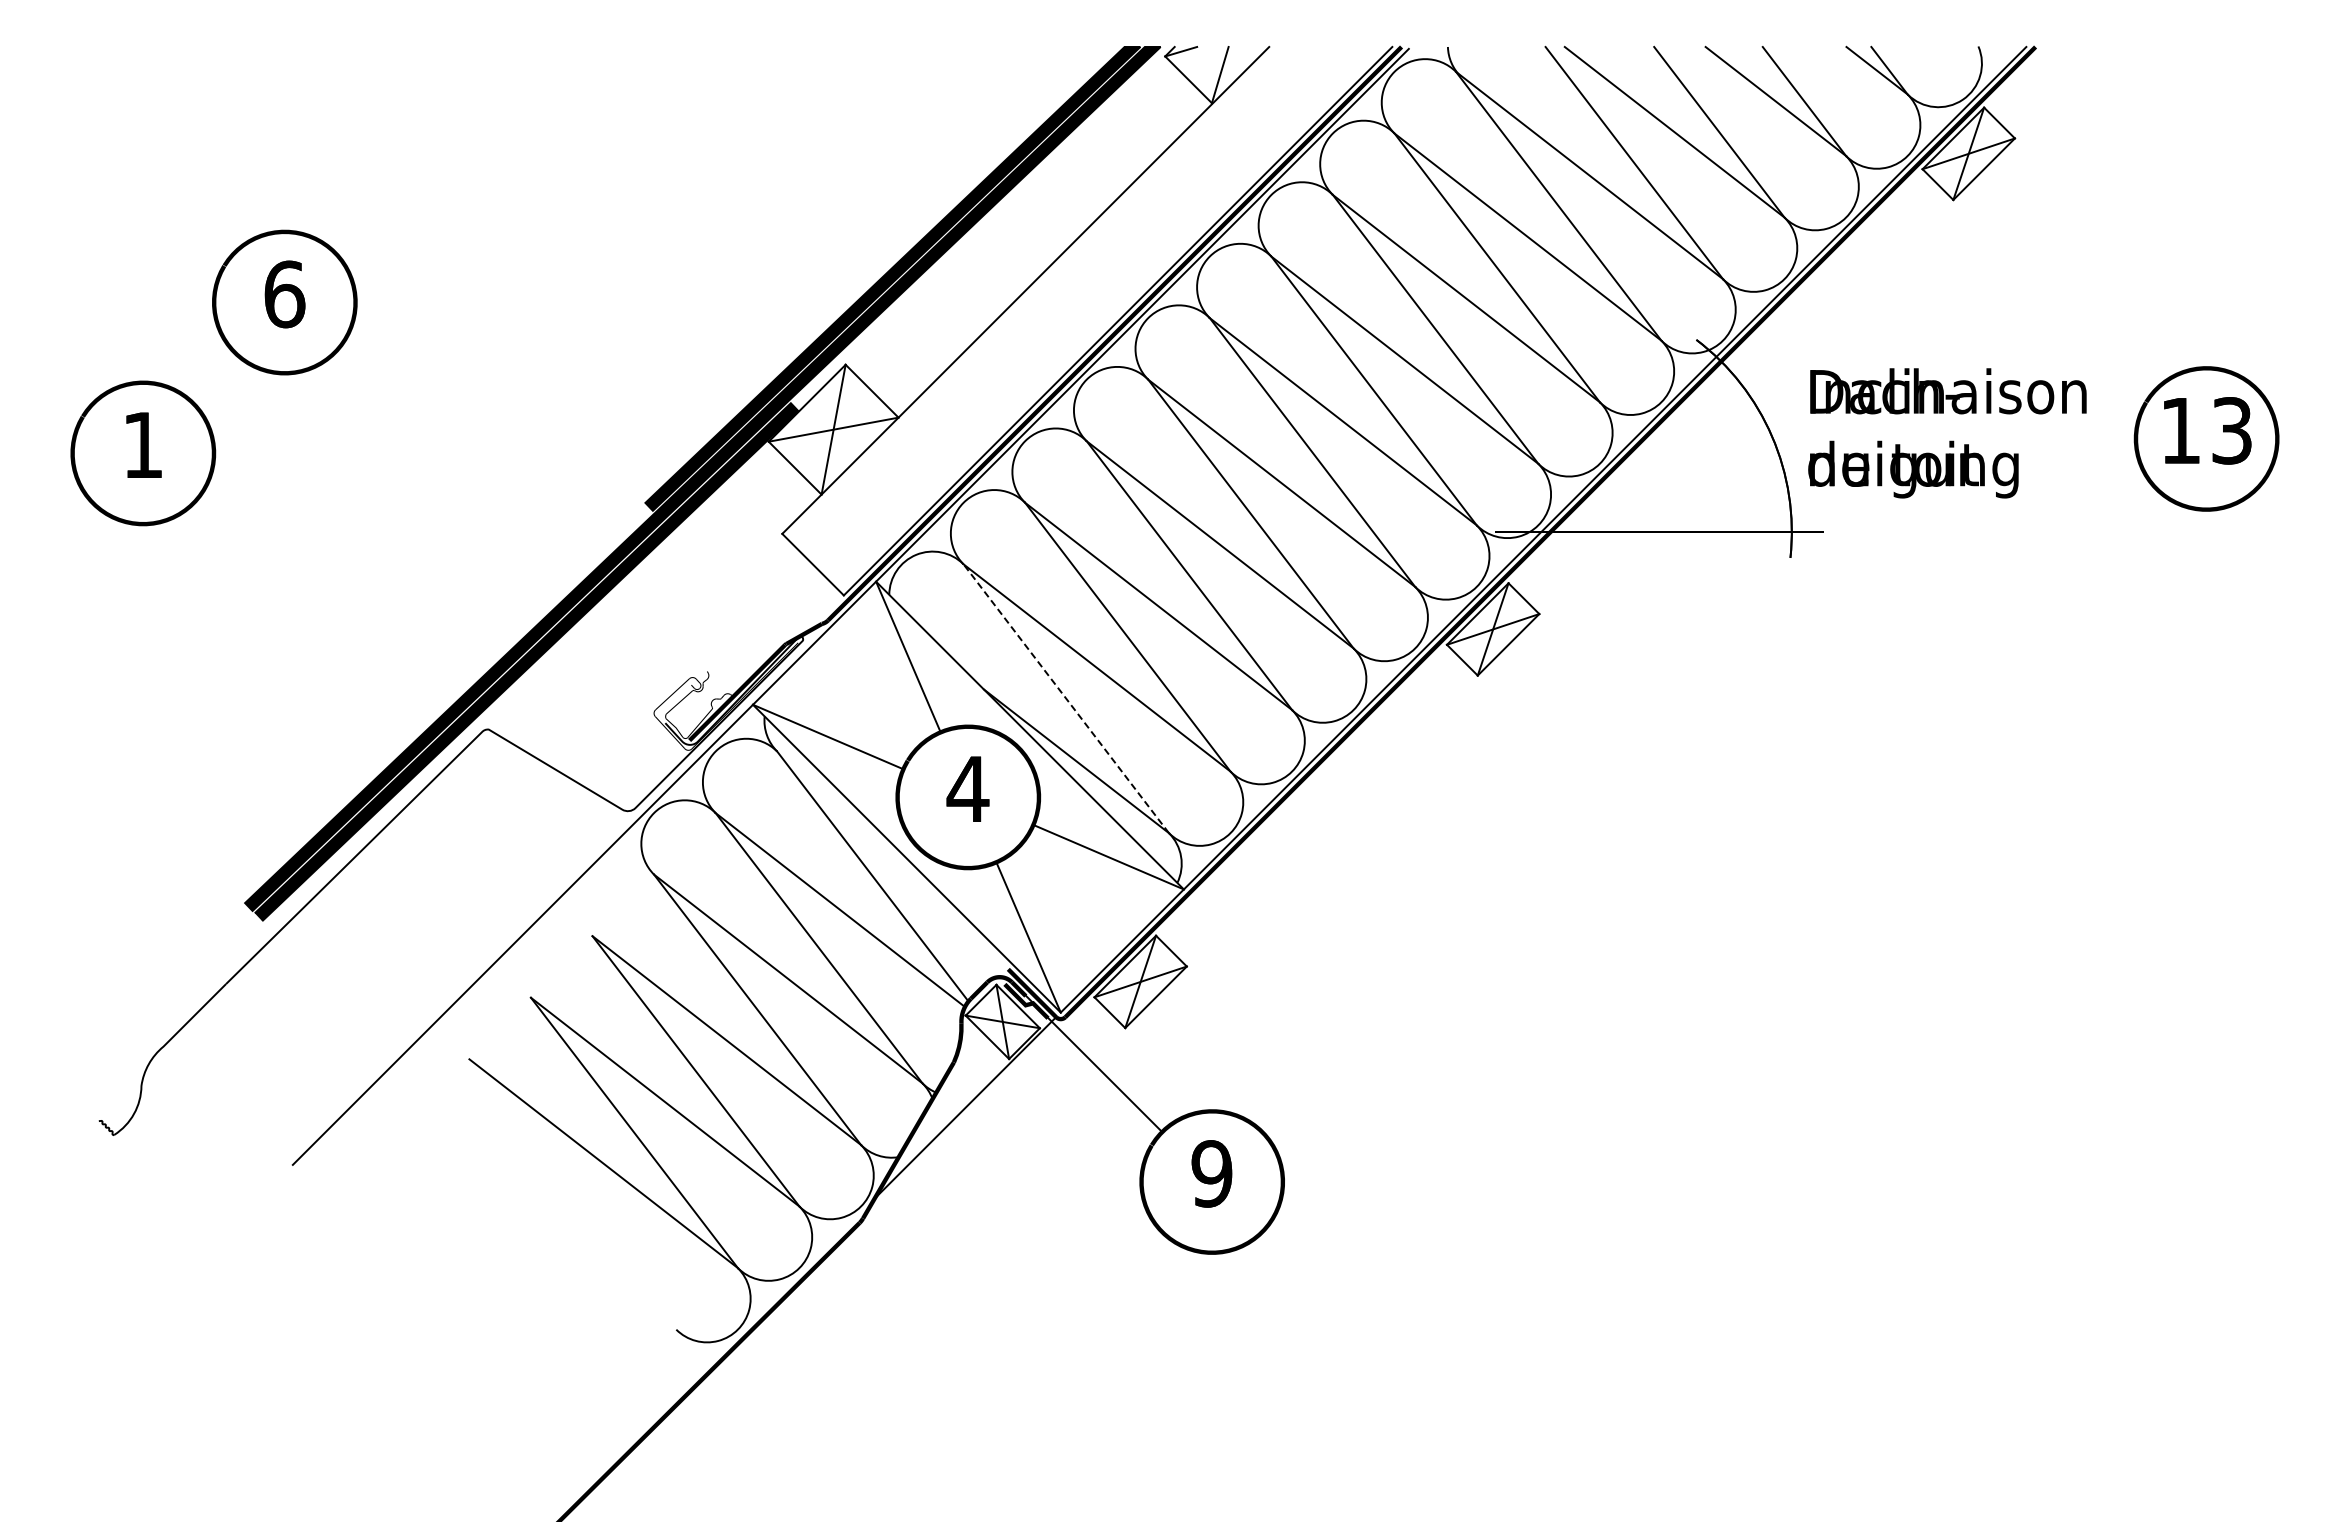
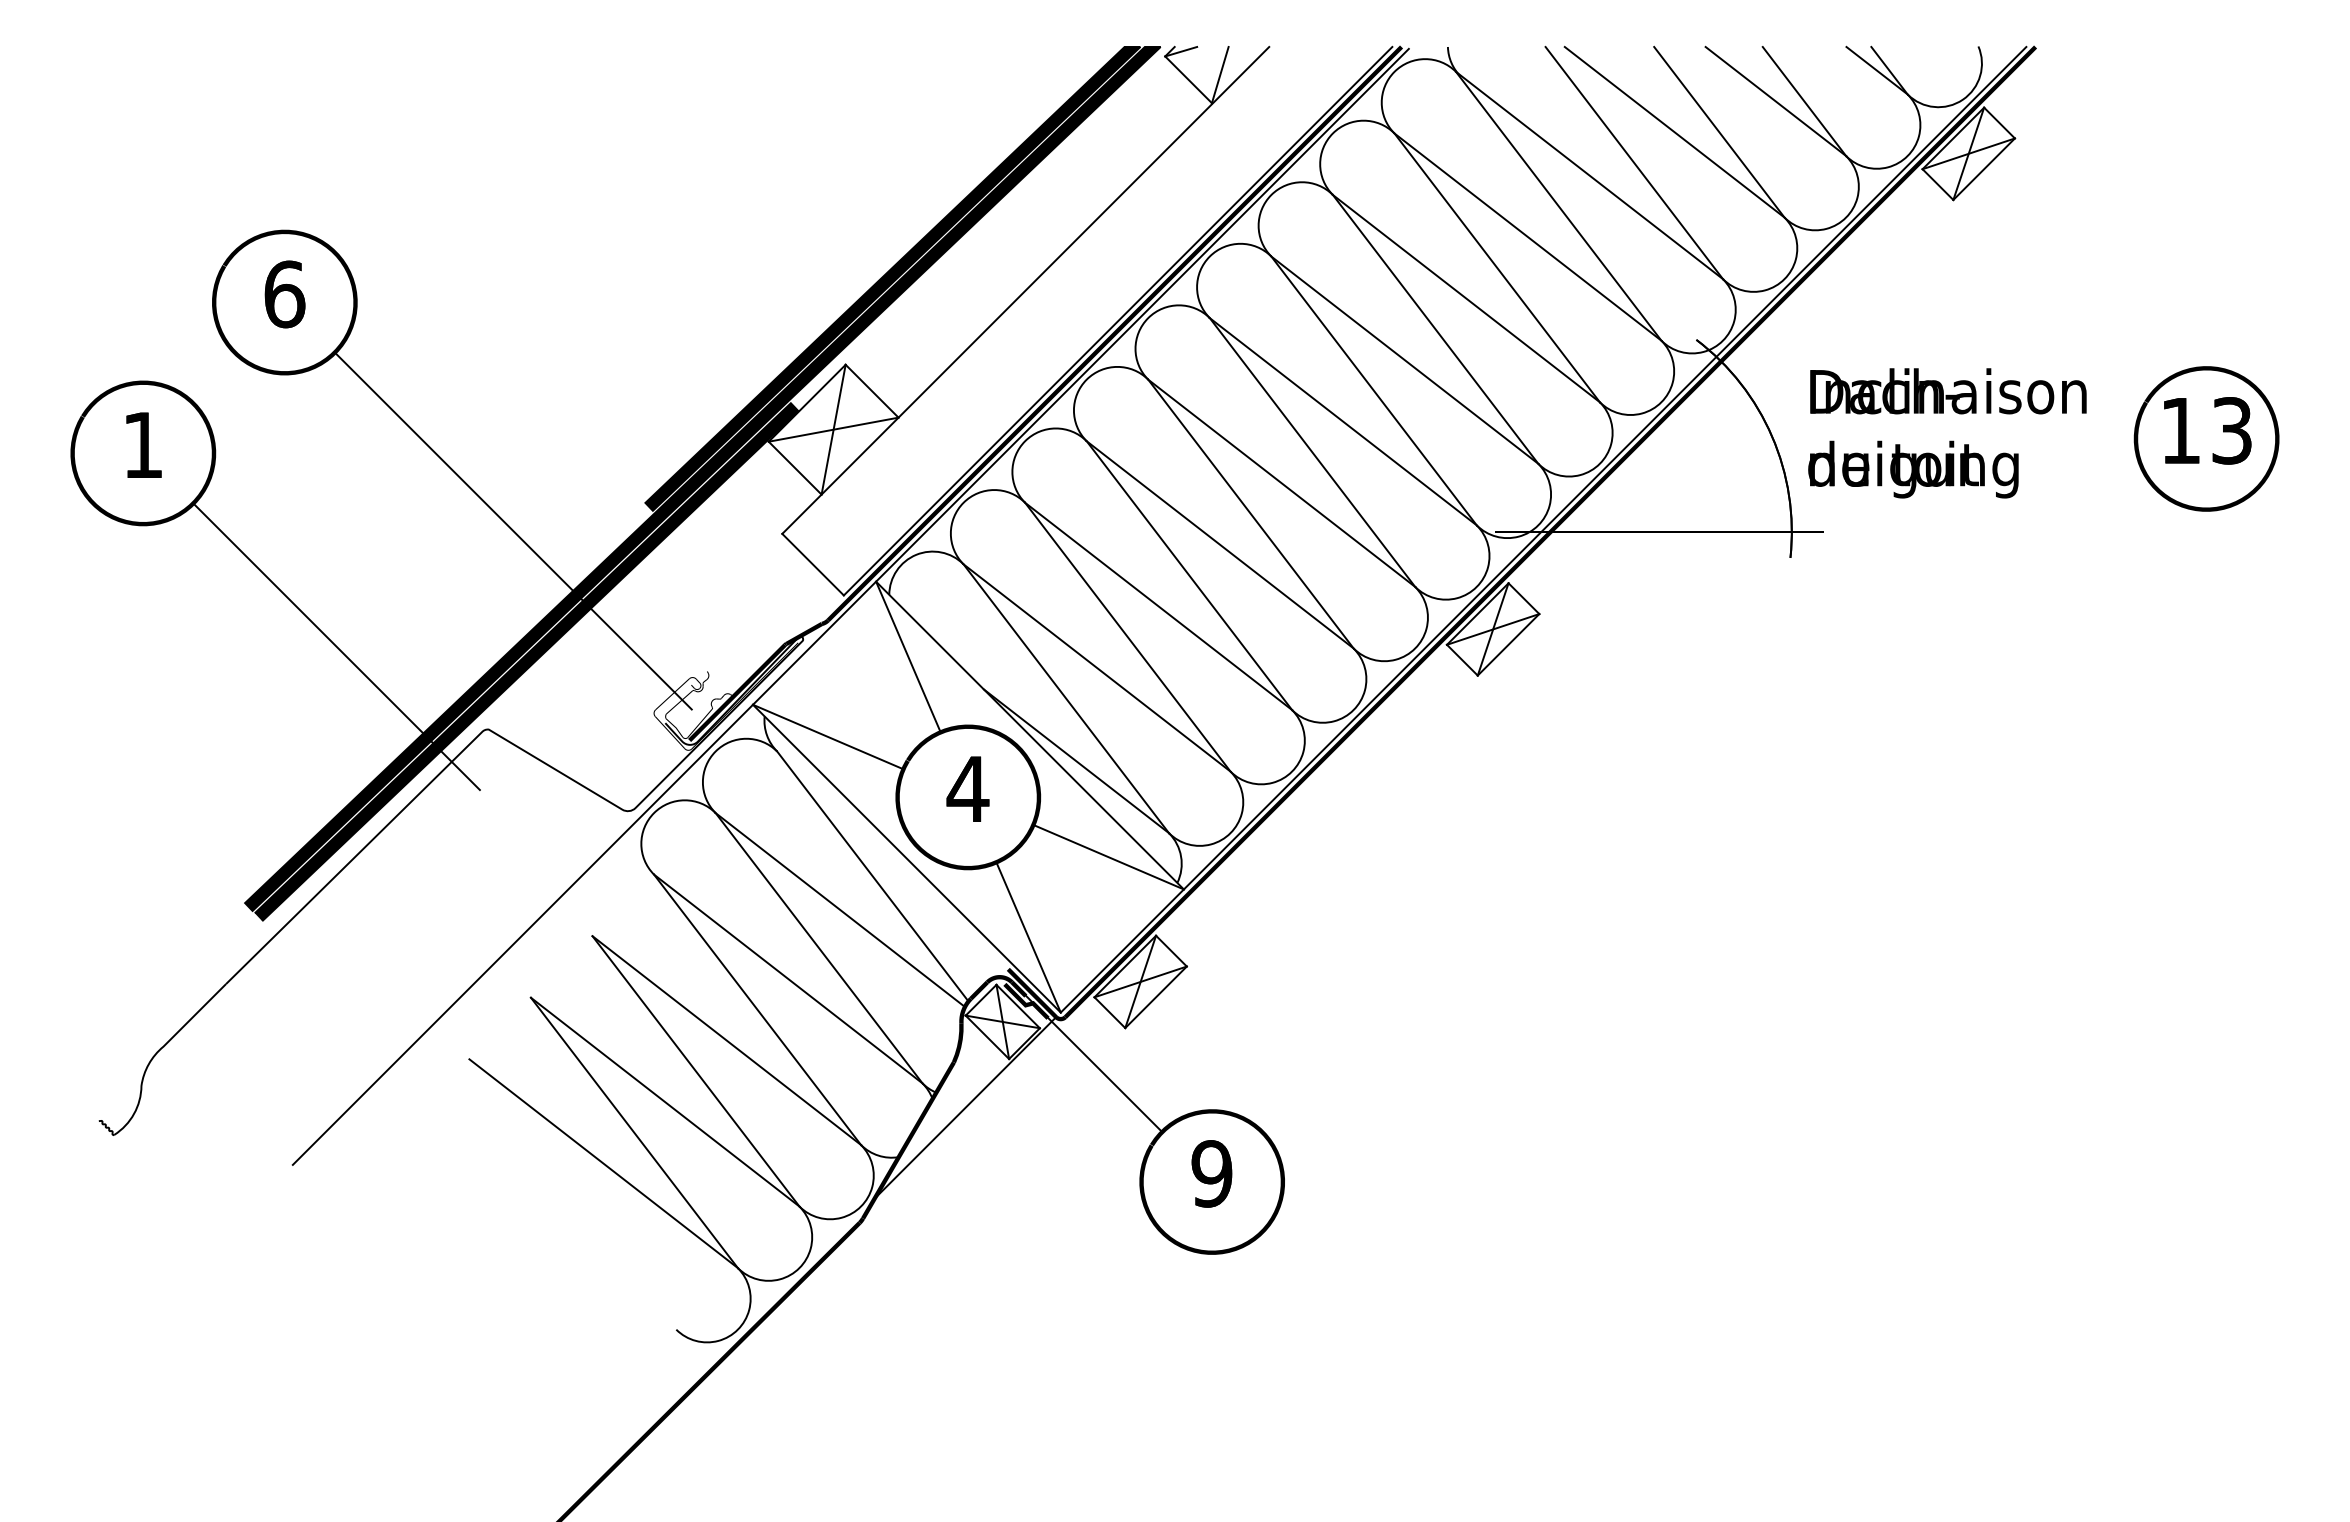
line: none -> present (513, 530)
line: none -> present (336, 646)
line: dashed -> solid (1065, 698)
